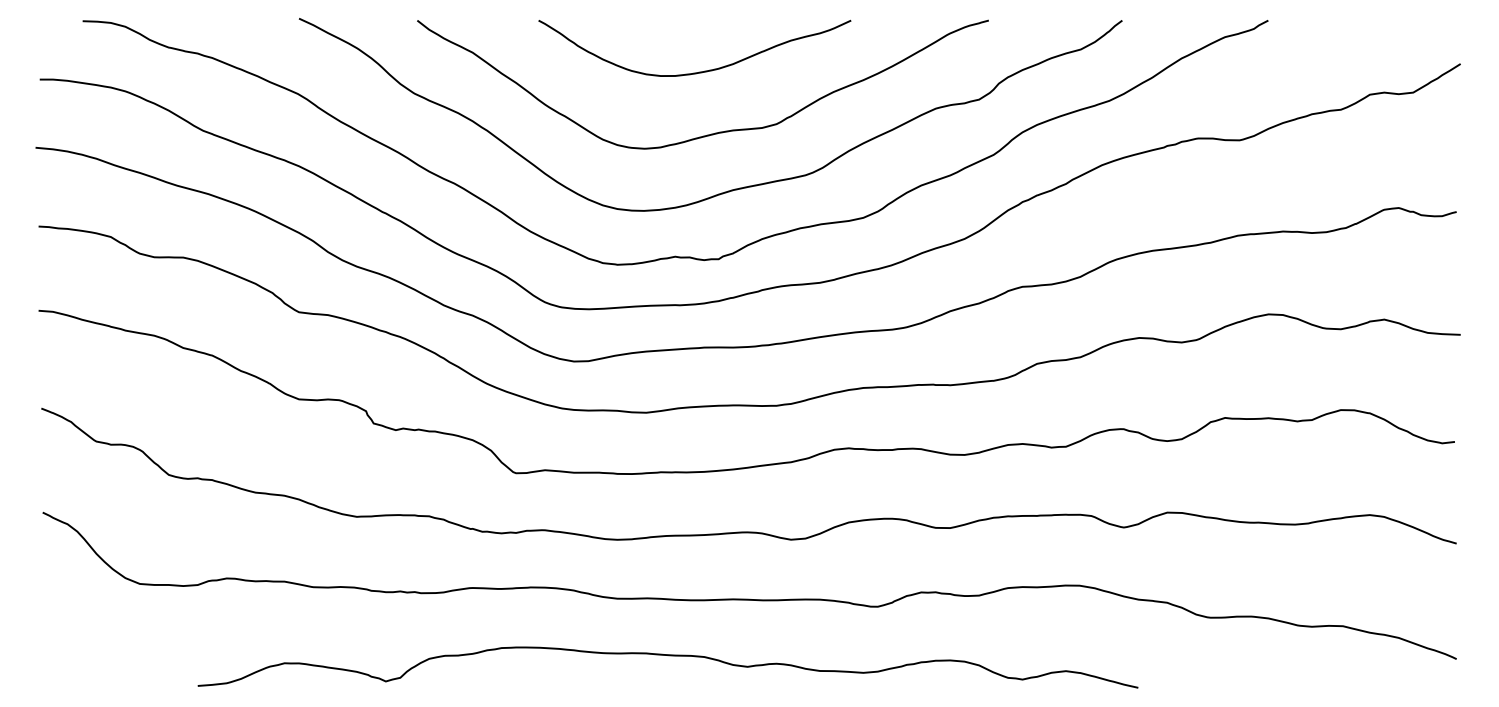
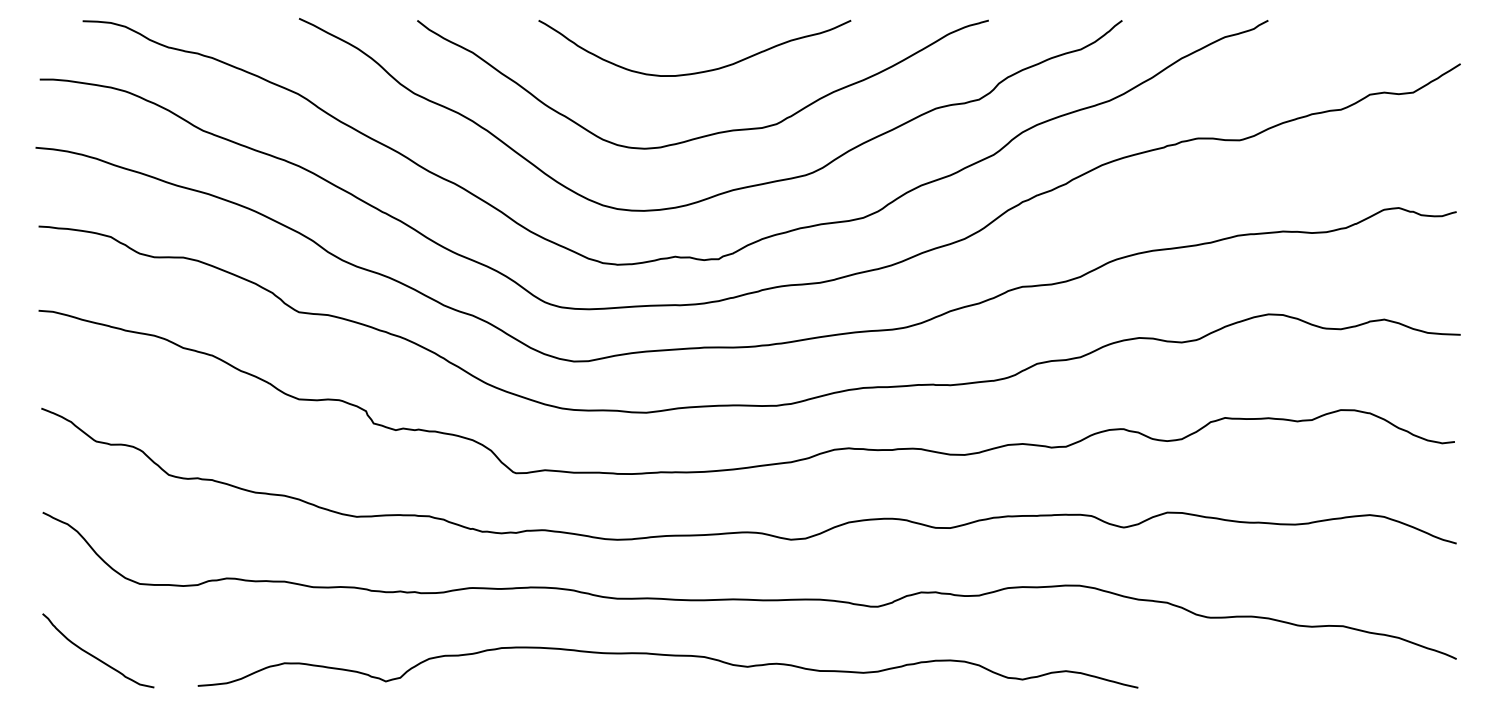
curve: none -> present (95, 656)
